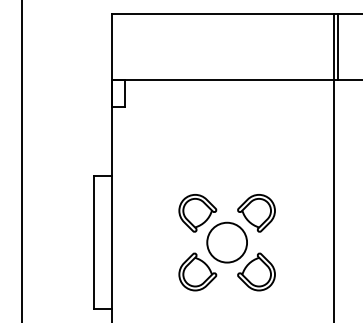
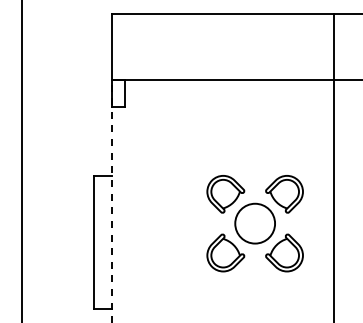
line: present -> none (337, 46)
line: solid -> dashed (112, 201)
part position: (226, 242) -> (254, 223) (254, 223)
